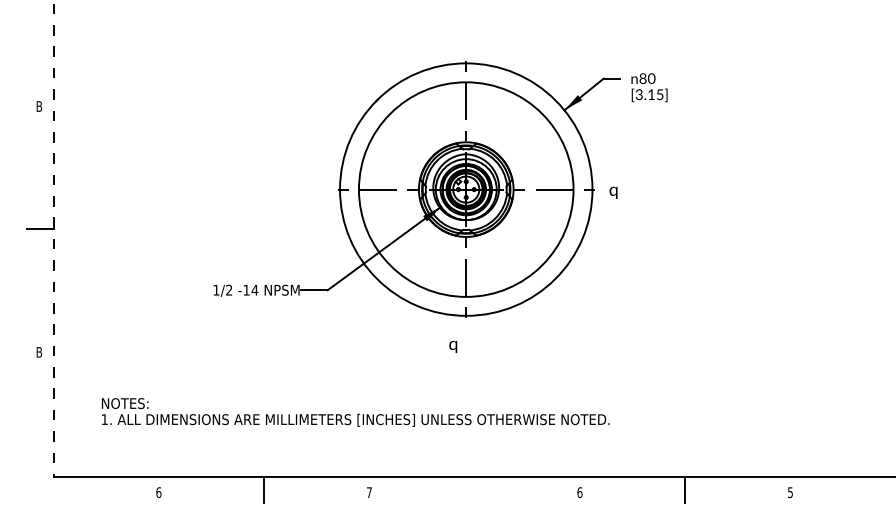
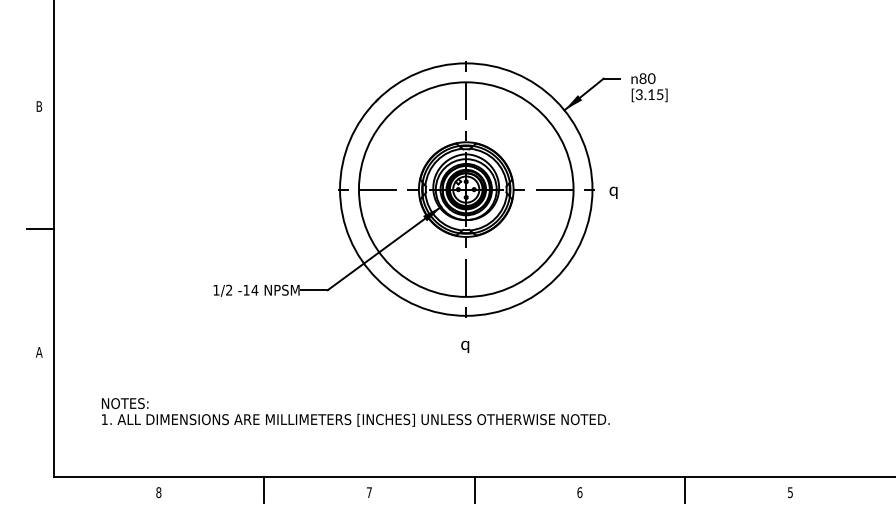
line: dashed -> solid (53, 238)
text position: (453, 346) -> (465, 346) (465, 346)
text: B -> A (39, 352)
line: none -> present (474, 489)
text: 6 -> 8 (158, 492)
